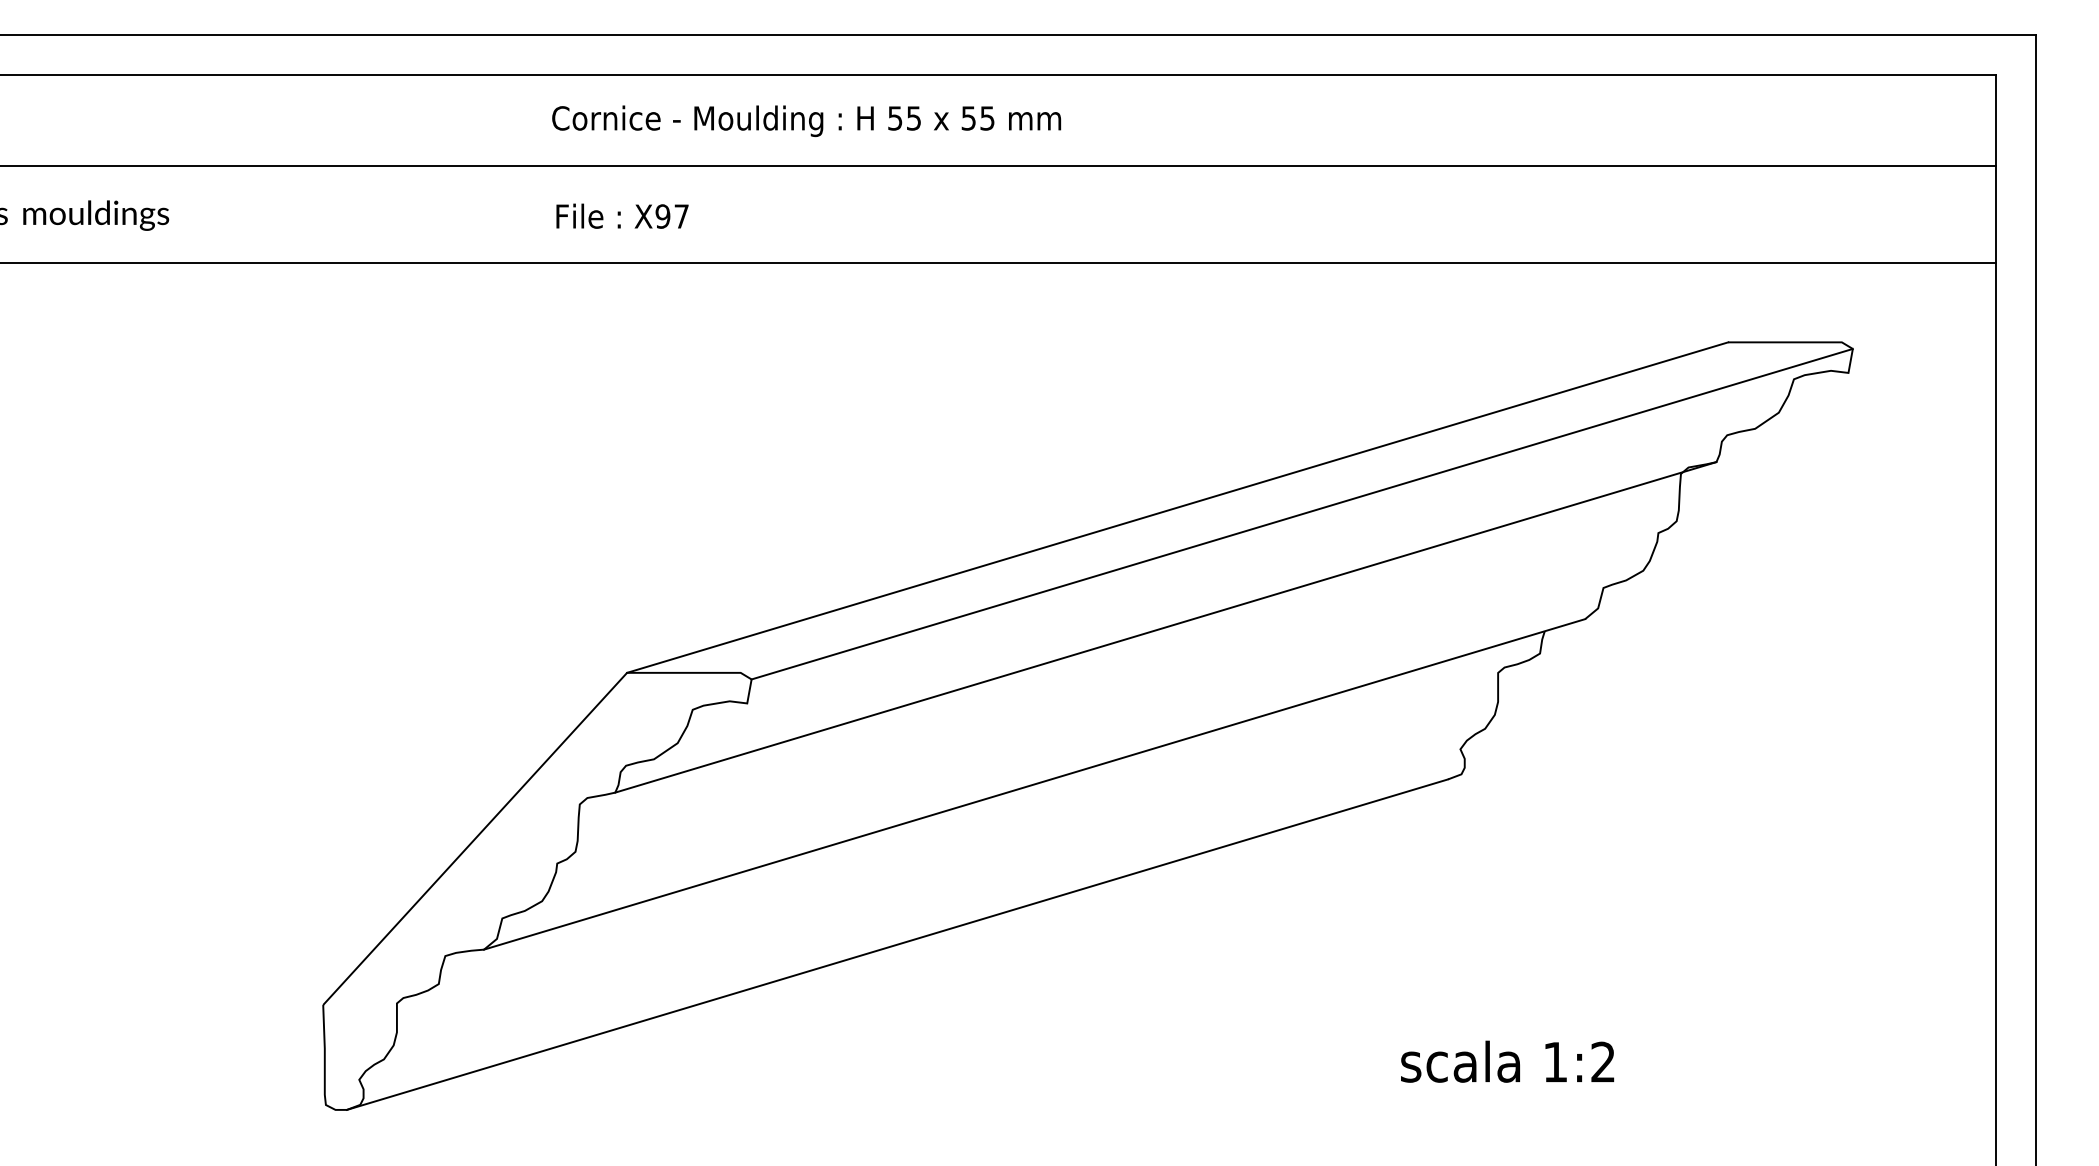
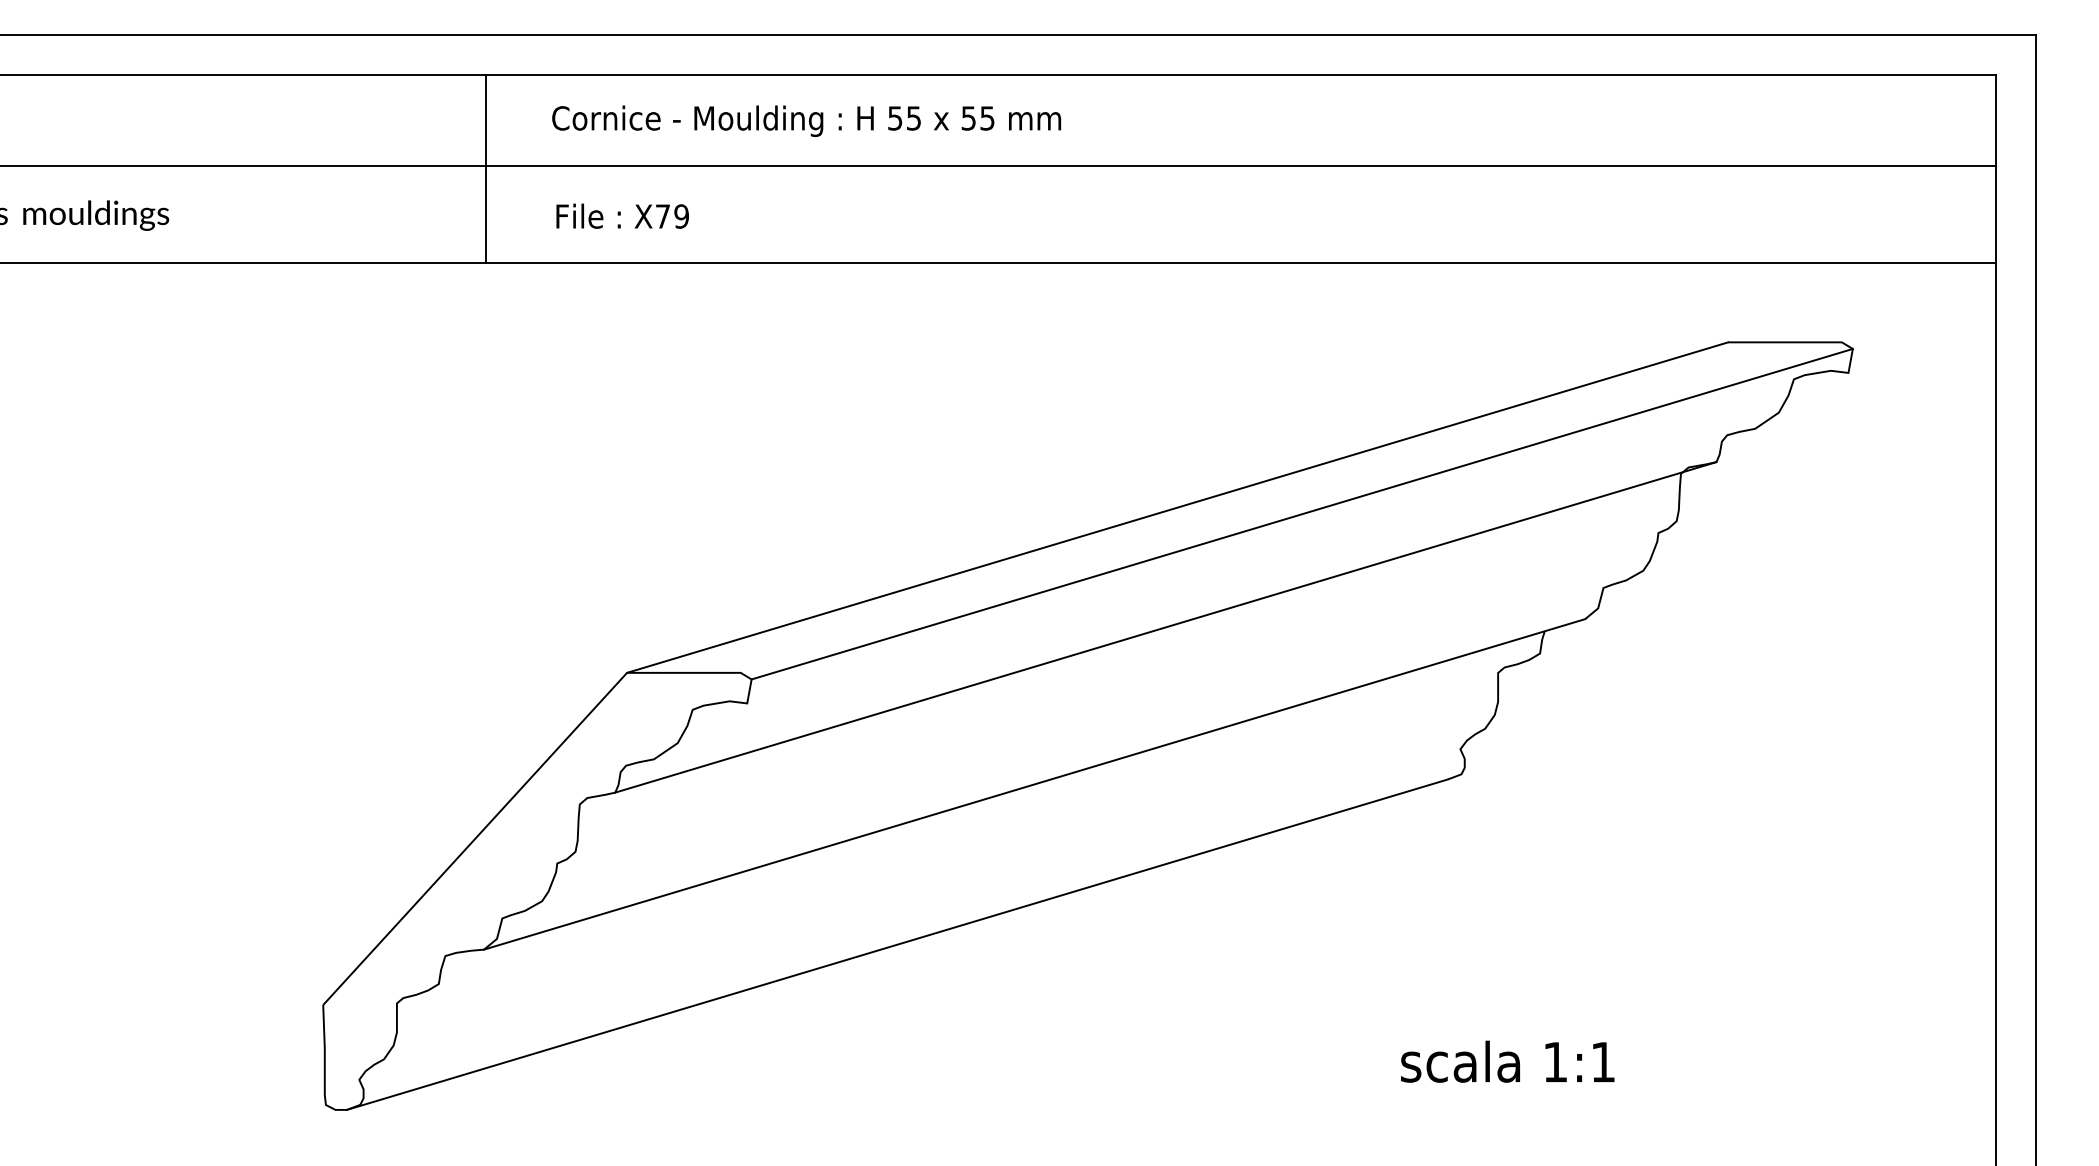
line: none -> present (486, 168)
text: X97 -> X79 (671, 216)
text: 1:2 -> 1:1 (1602, 1061)
